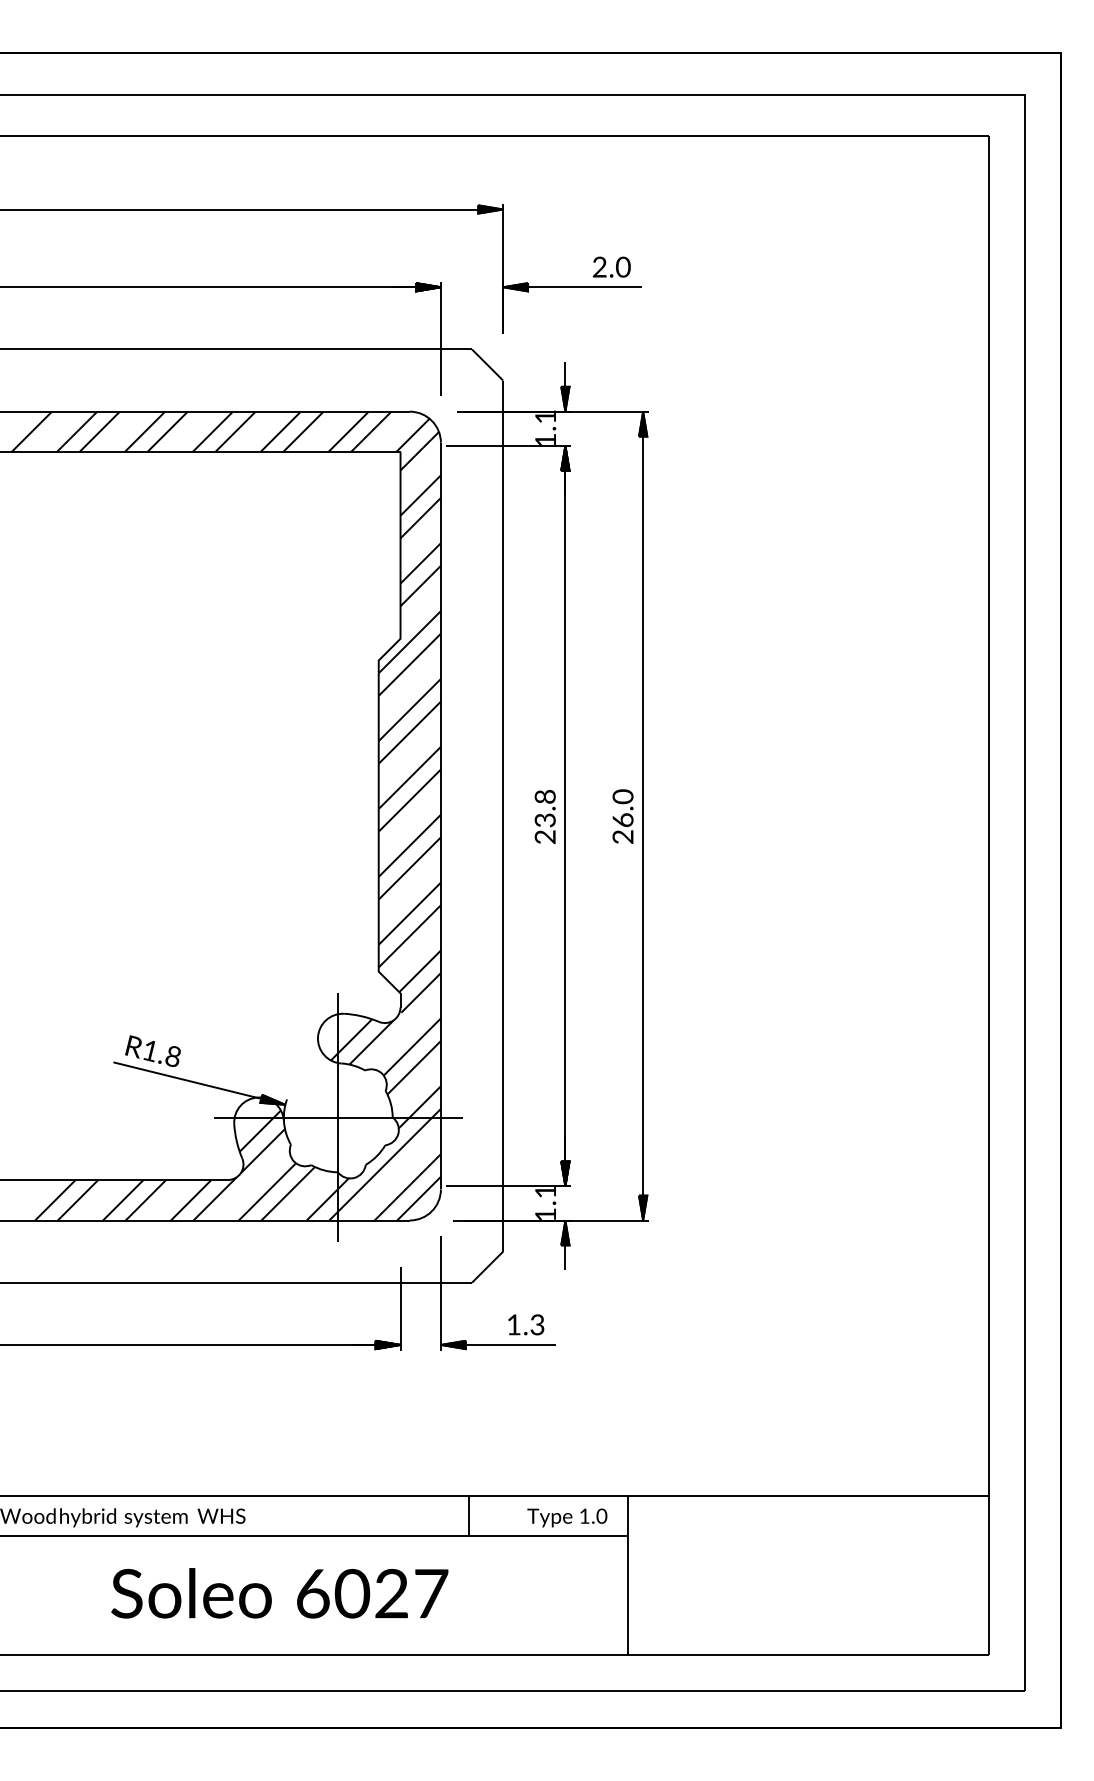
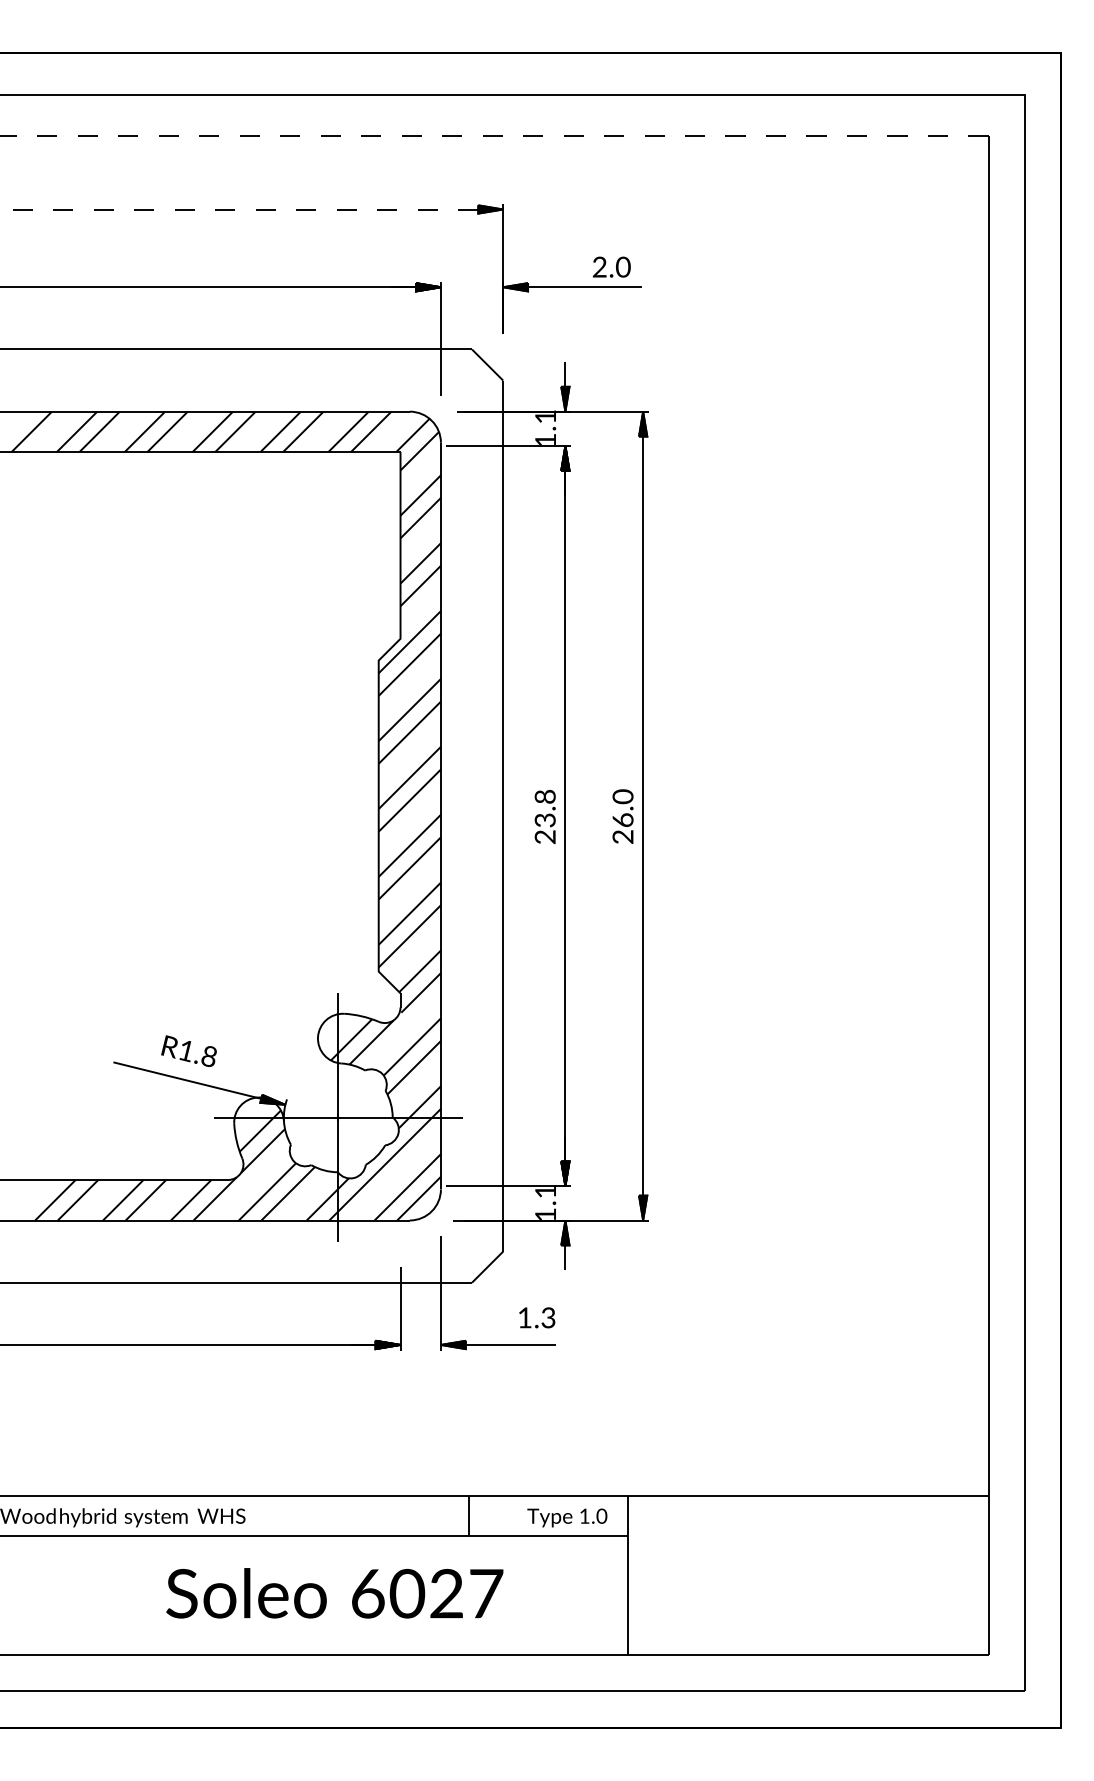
line: solid -> dashed (494, 136)
line: solid -> dashed (239, 209)
text position: (152, 1050) -> (188, 1050) (188, 1050)
text position: (526, 1324) -> (537, 1317) (537, 1317)
text position: (279, 1593) -> (334, 1593) (334, 1593)
